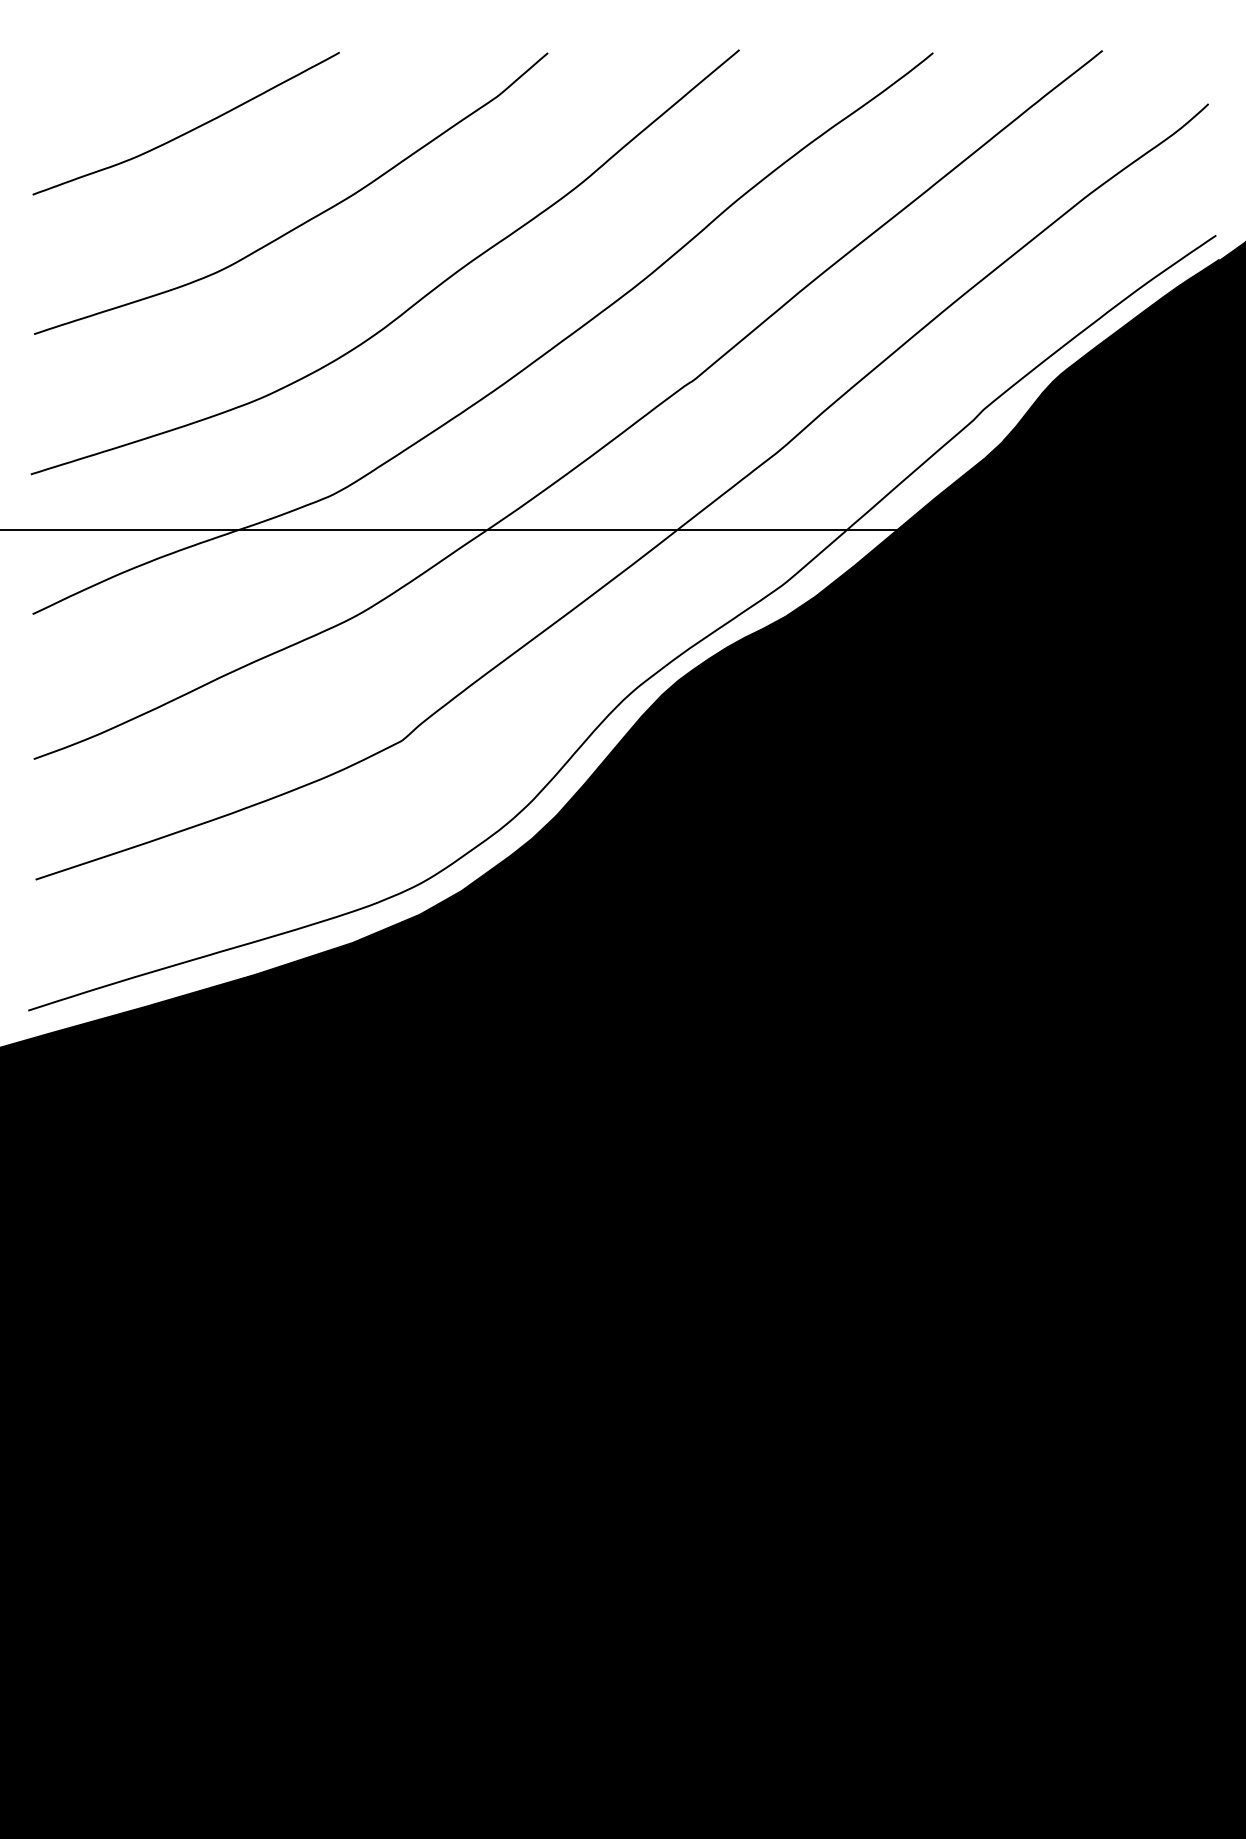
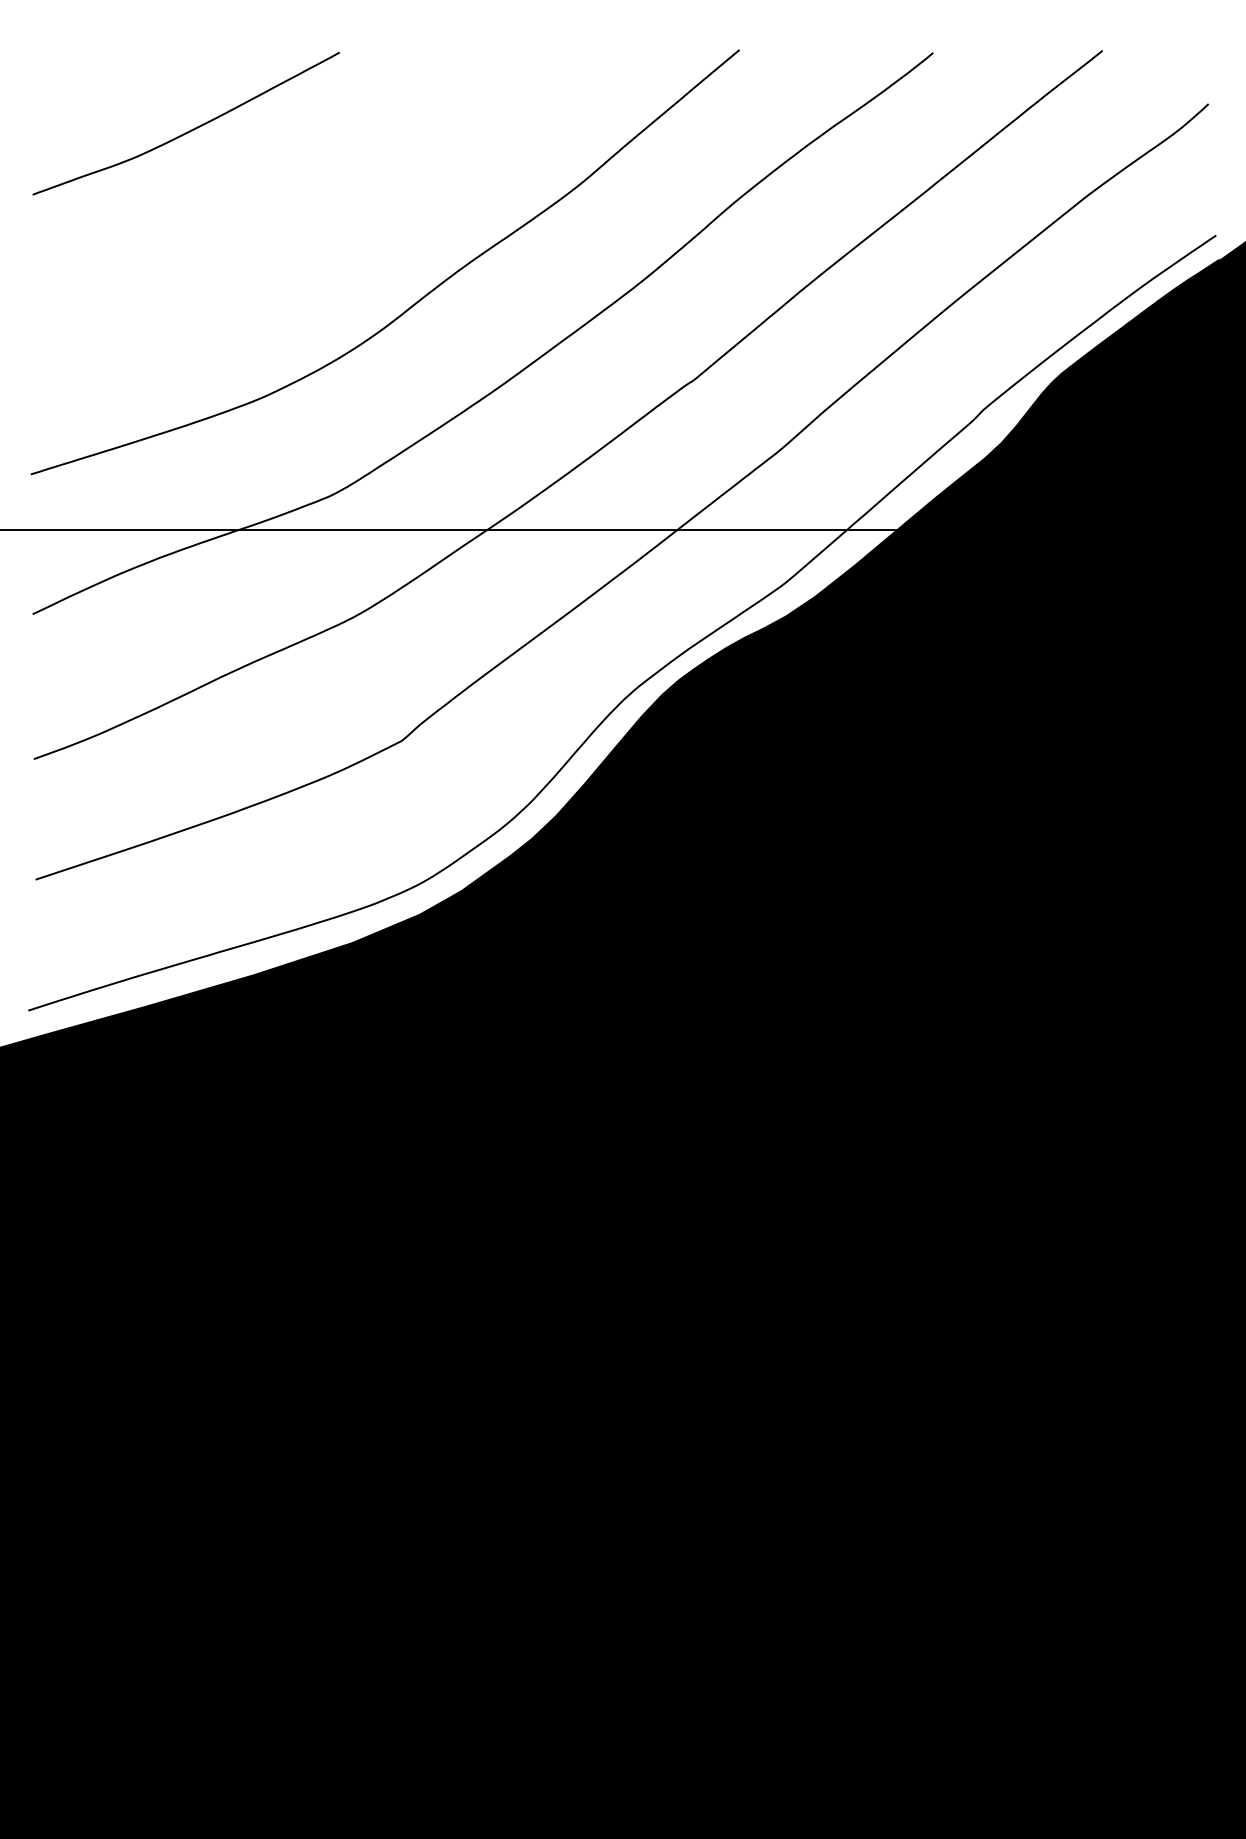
curve: present -> none (306, 220)
